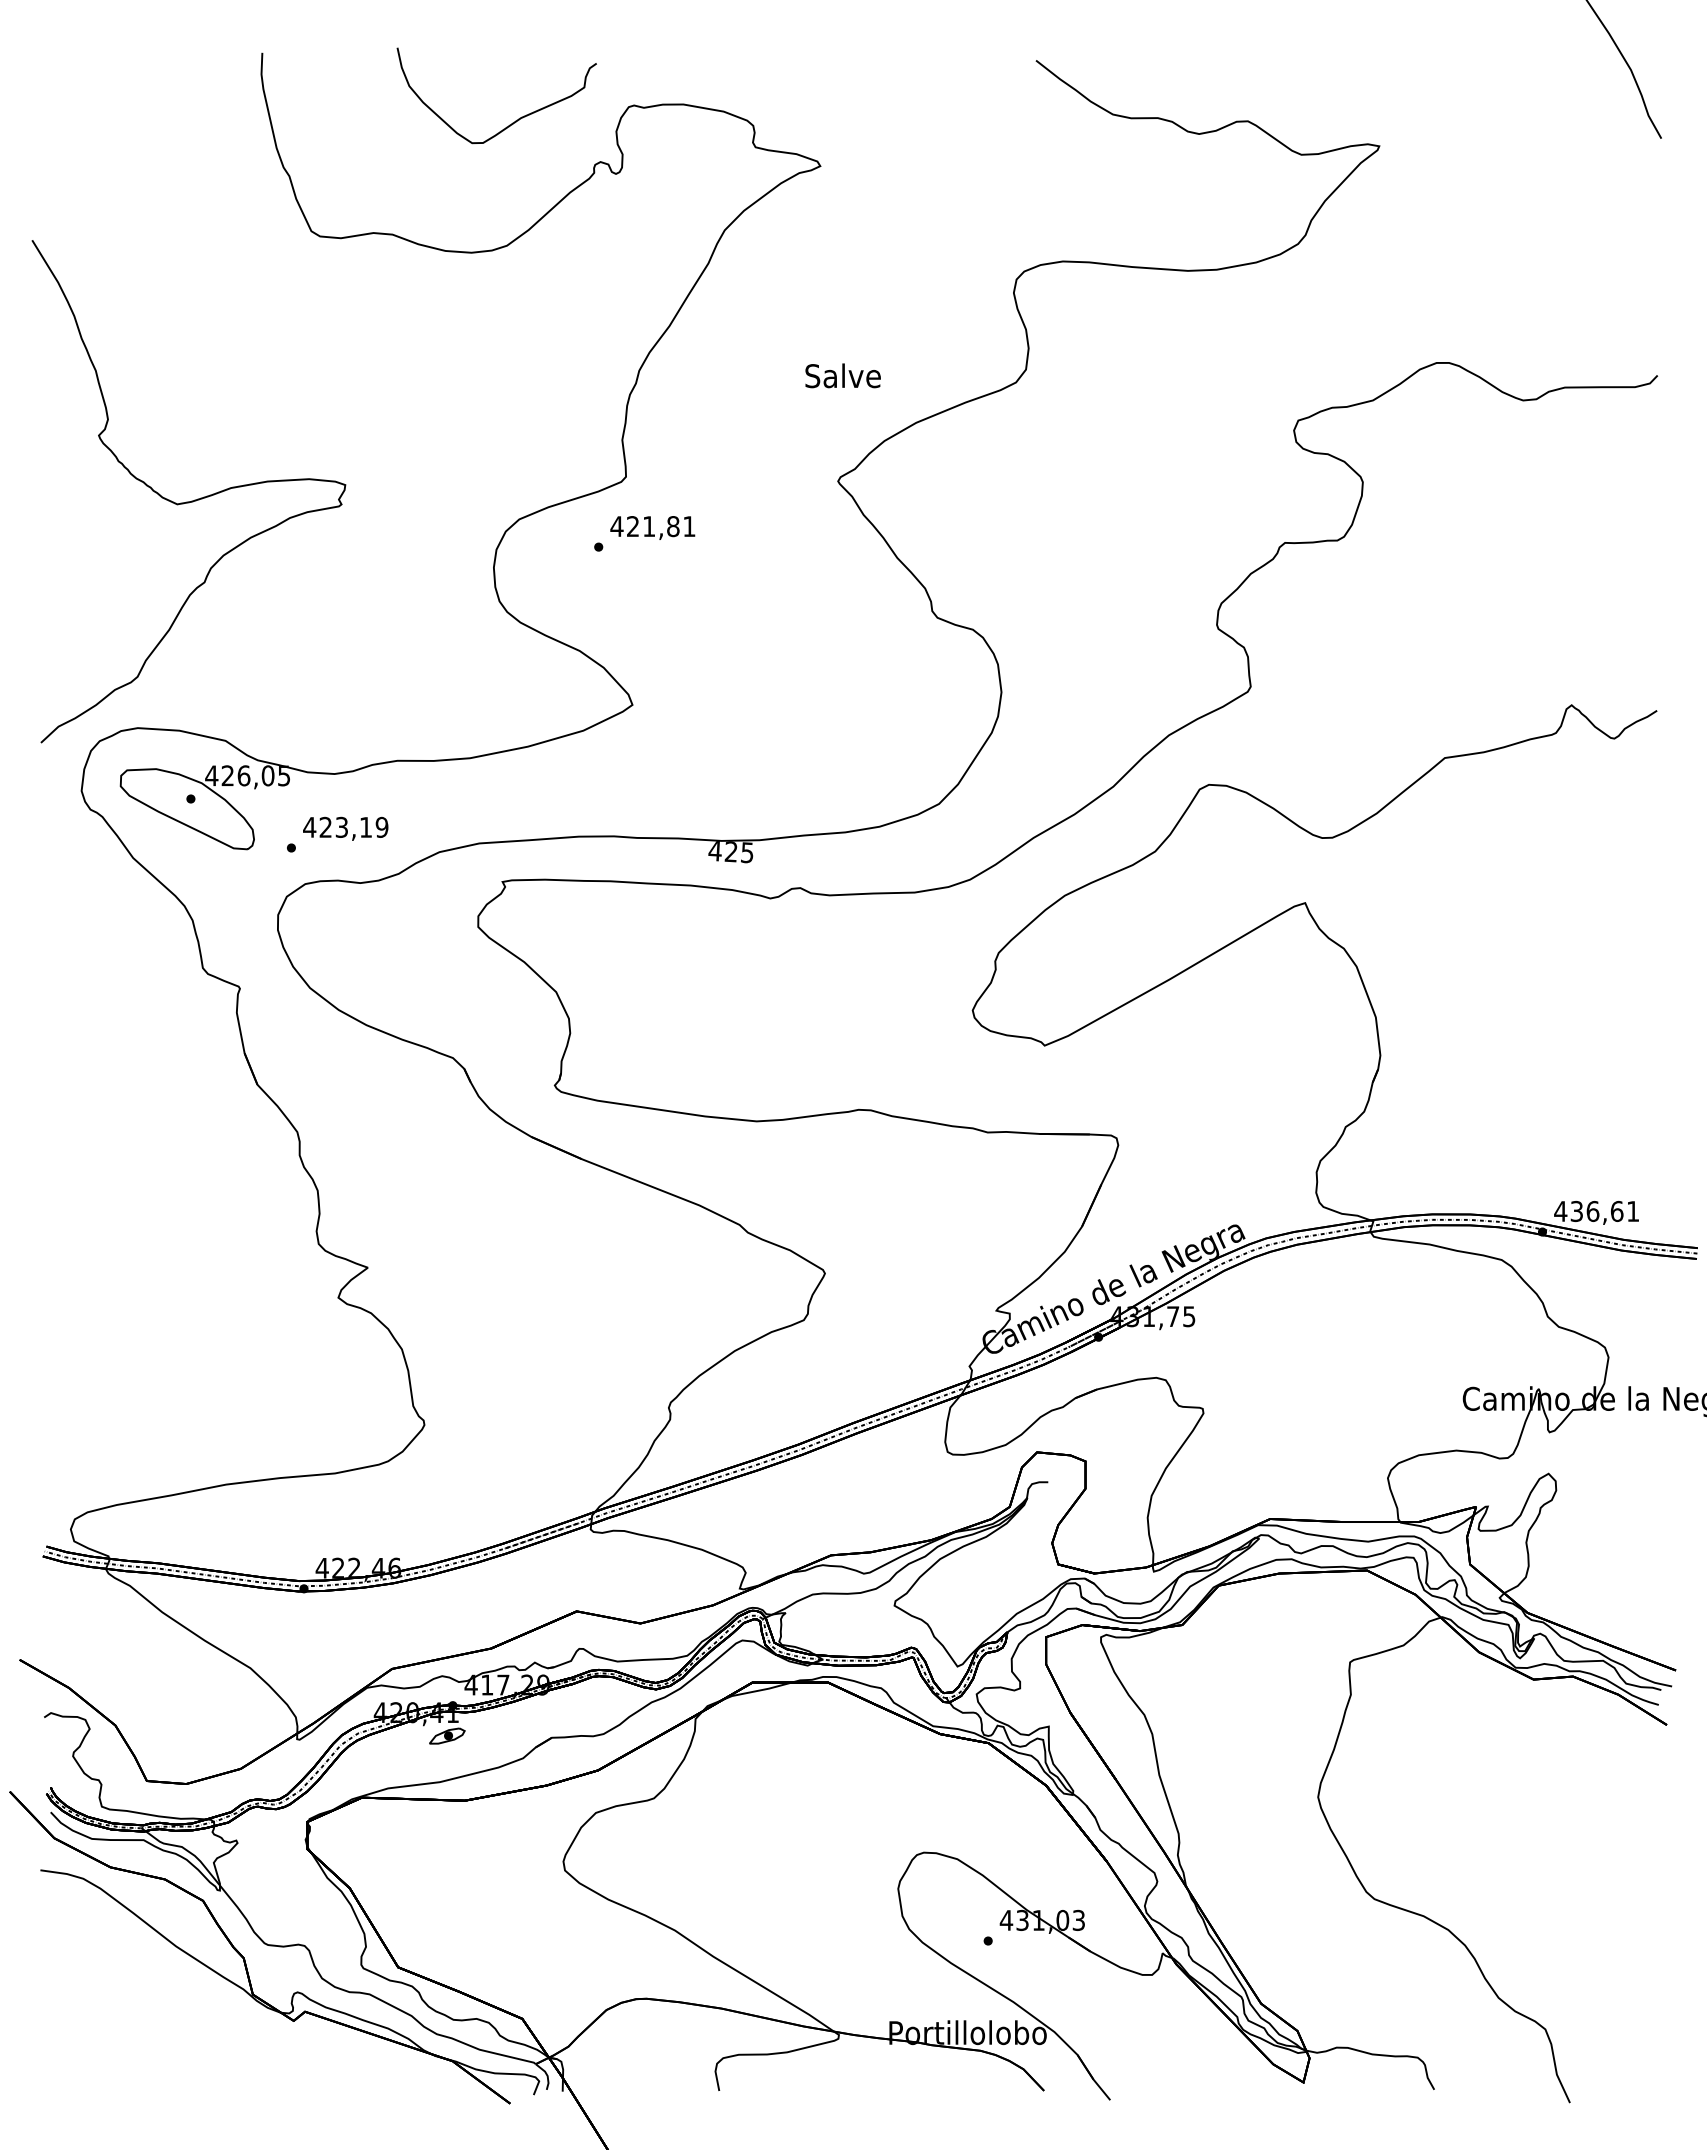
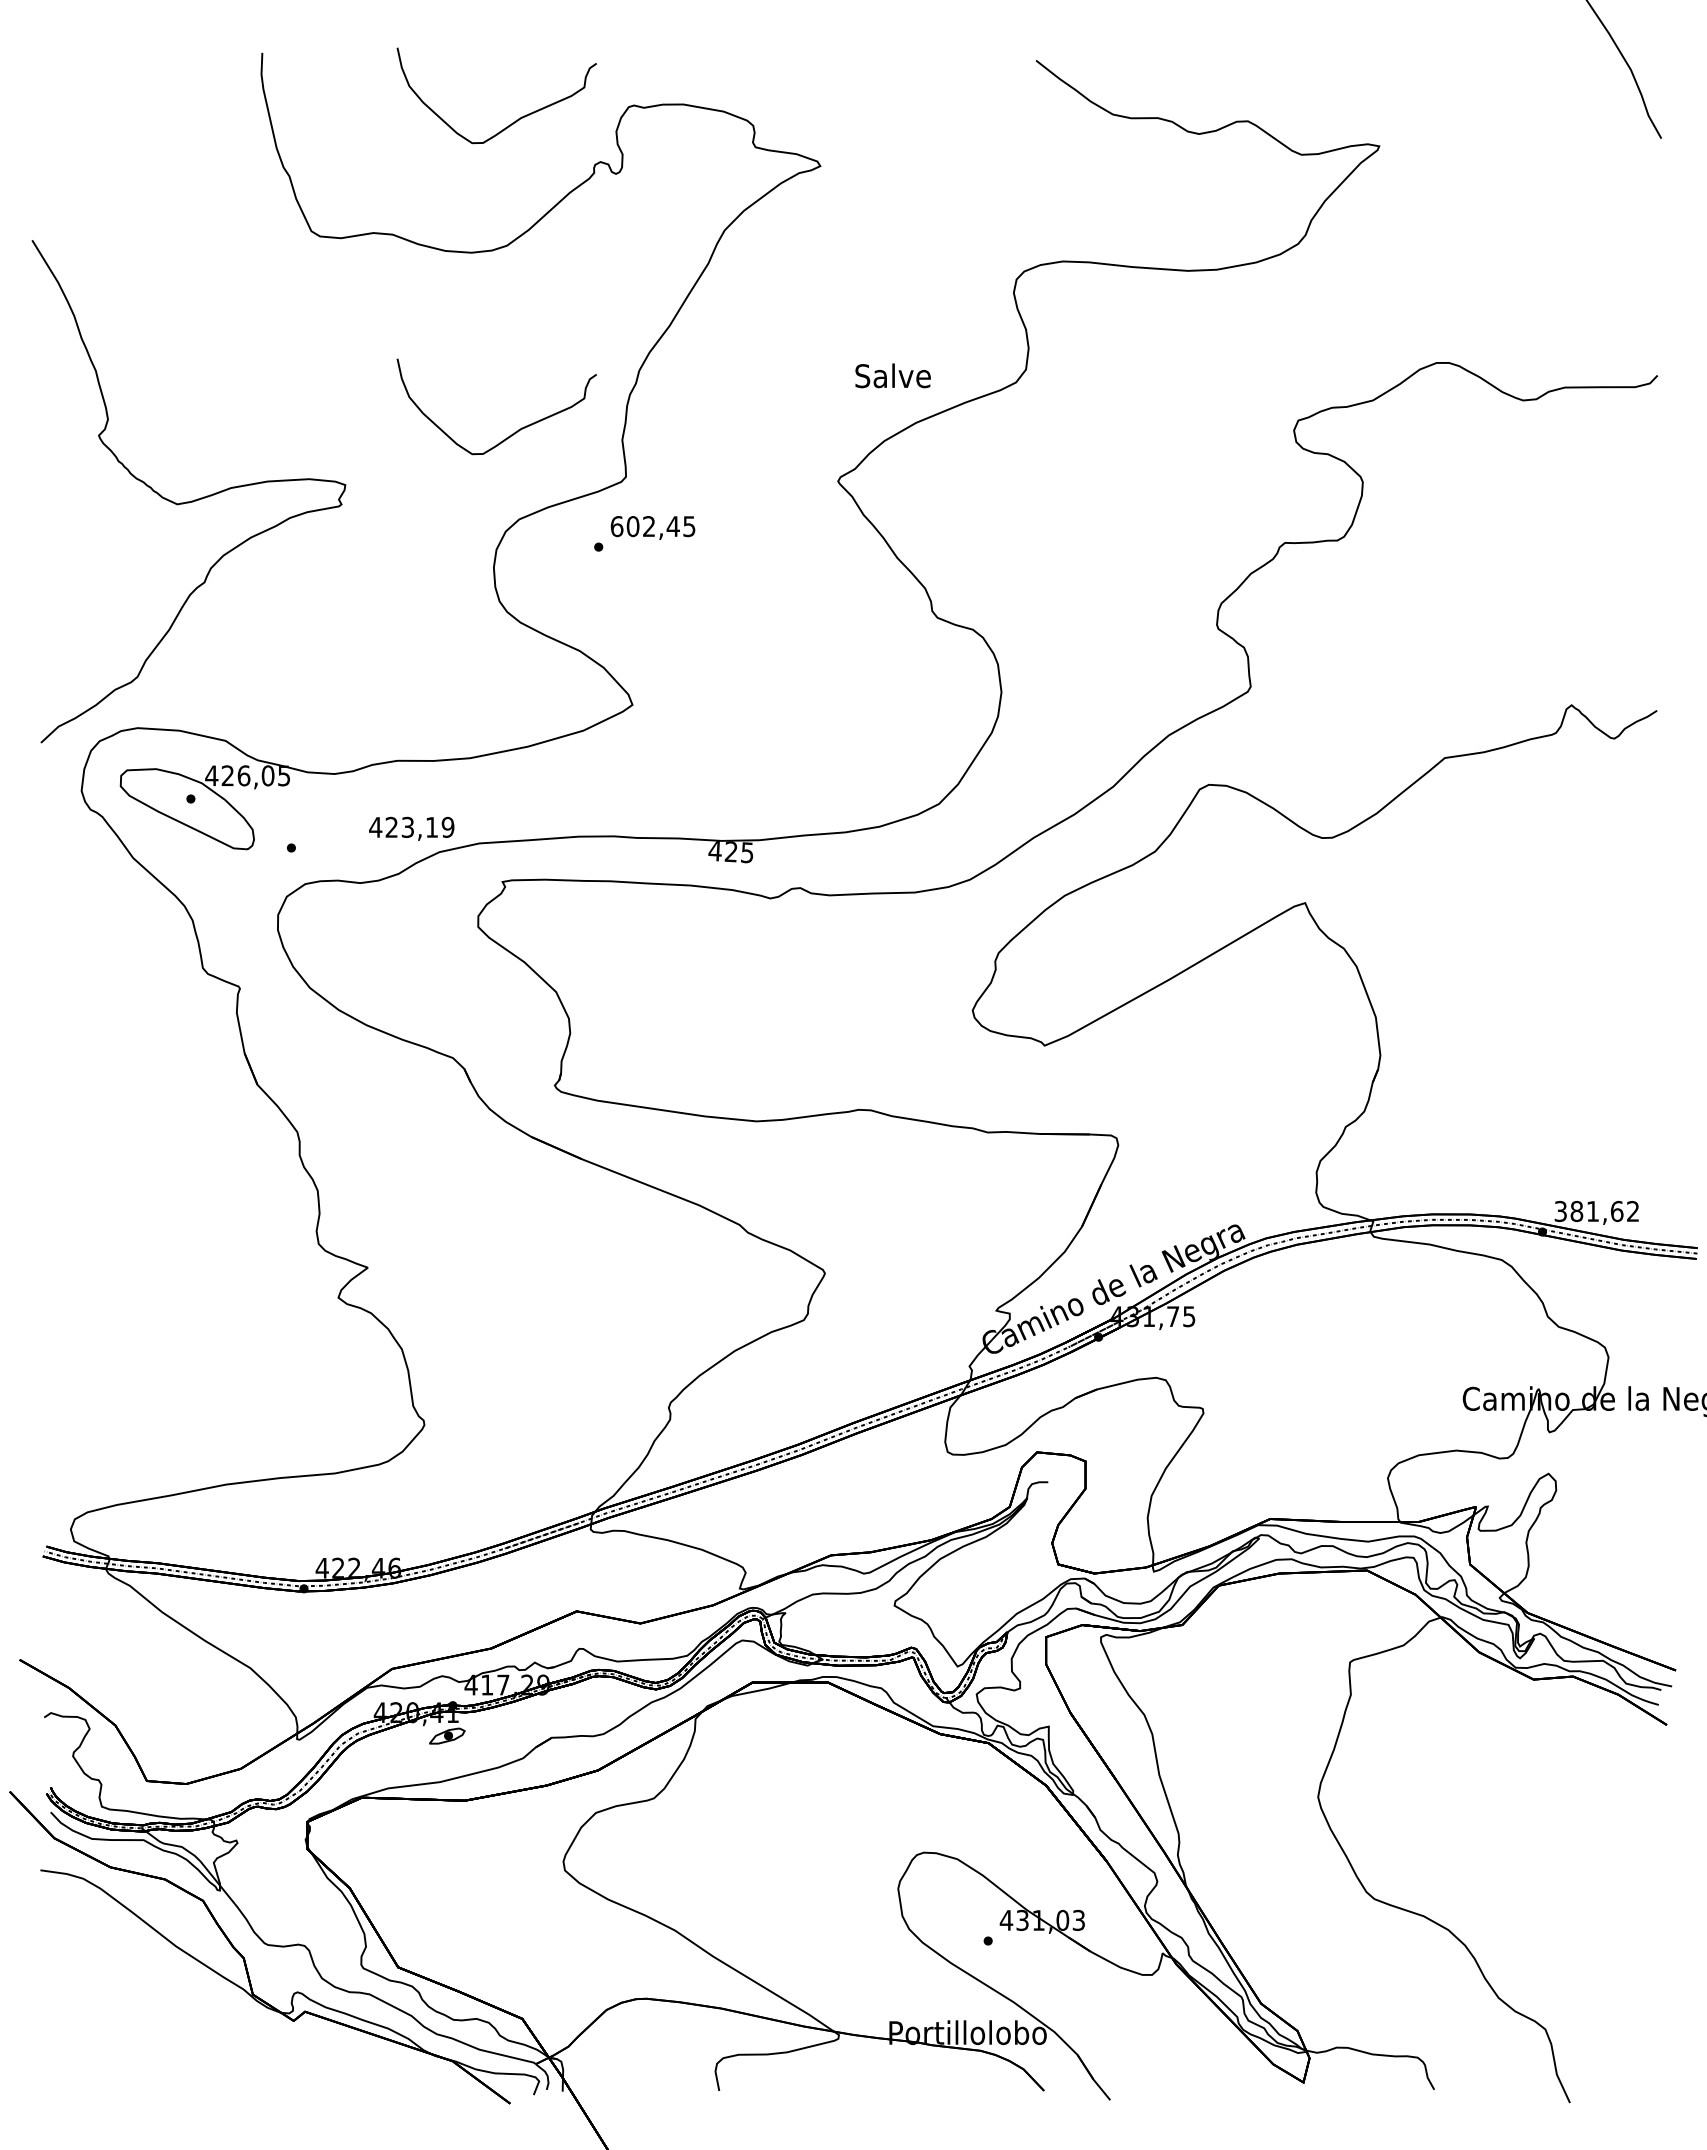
text position: (842, 375) -> (892, 375) (892, 375)
curve: none -> present (512, 433)
text: 421,81 -> 602,45 (652, 526)
text position: (345, 828) -> (411, 828) (411, 828)
text: 436,61 -> 381,62 (1596, 1211)
